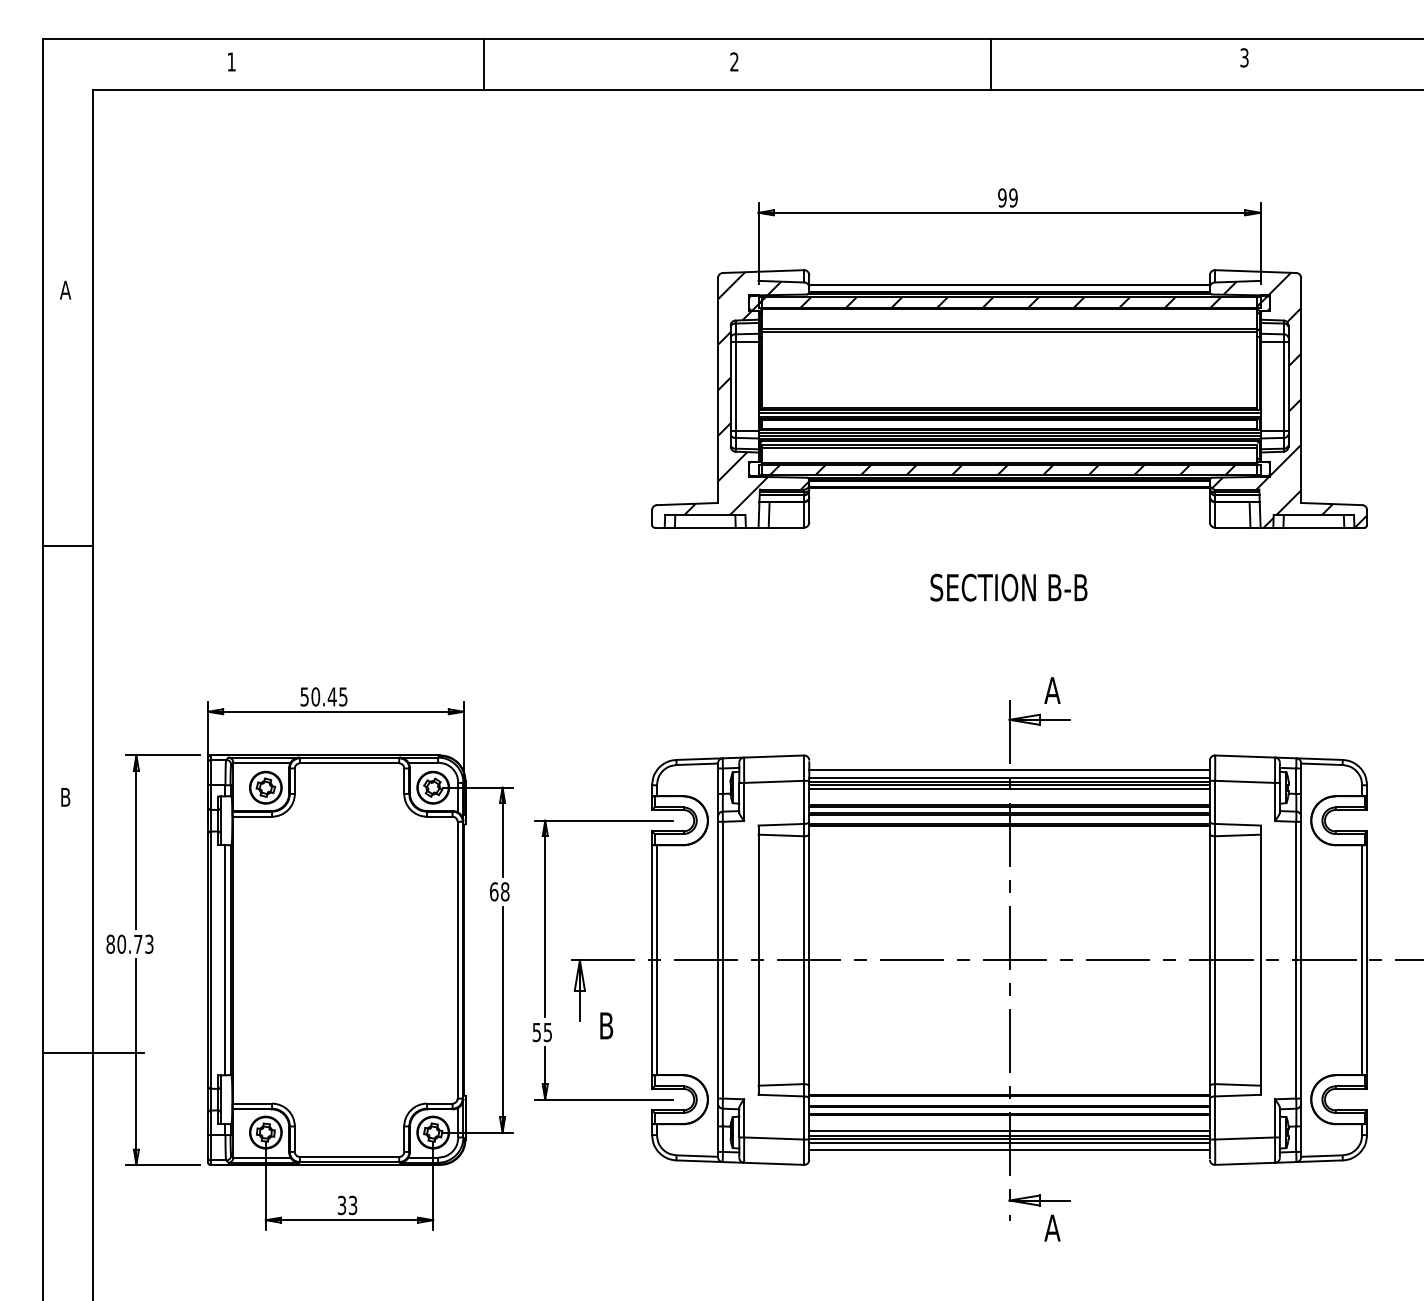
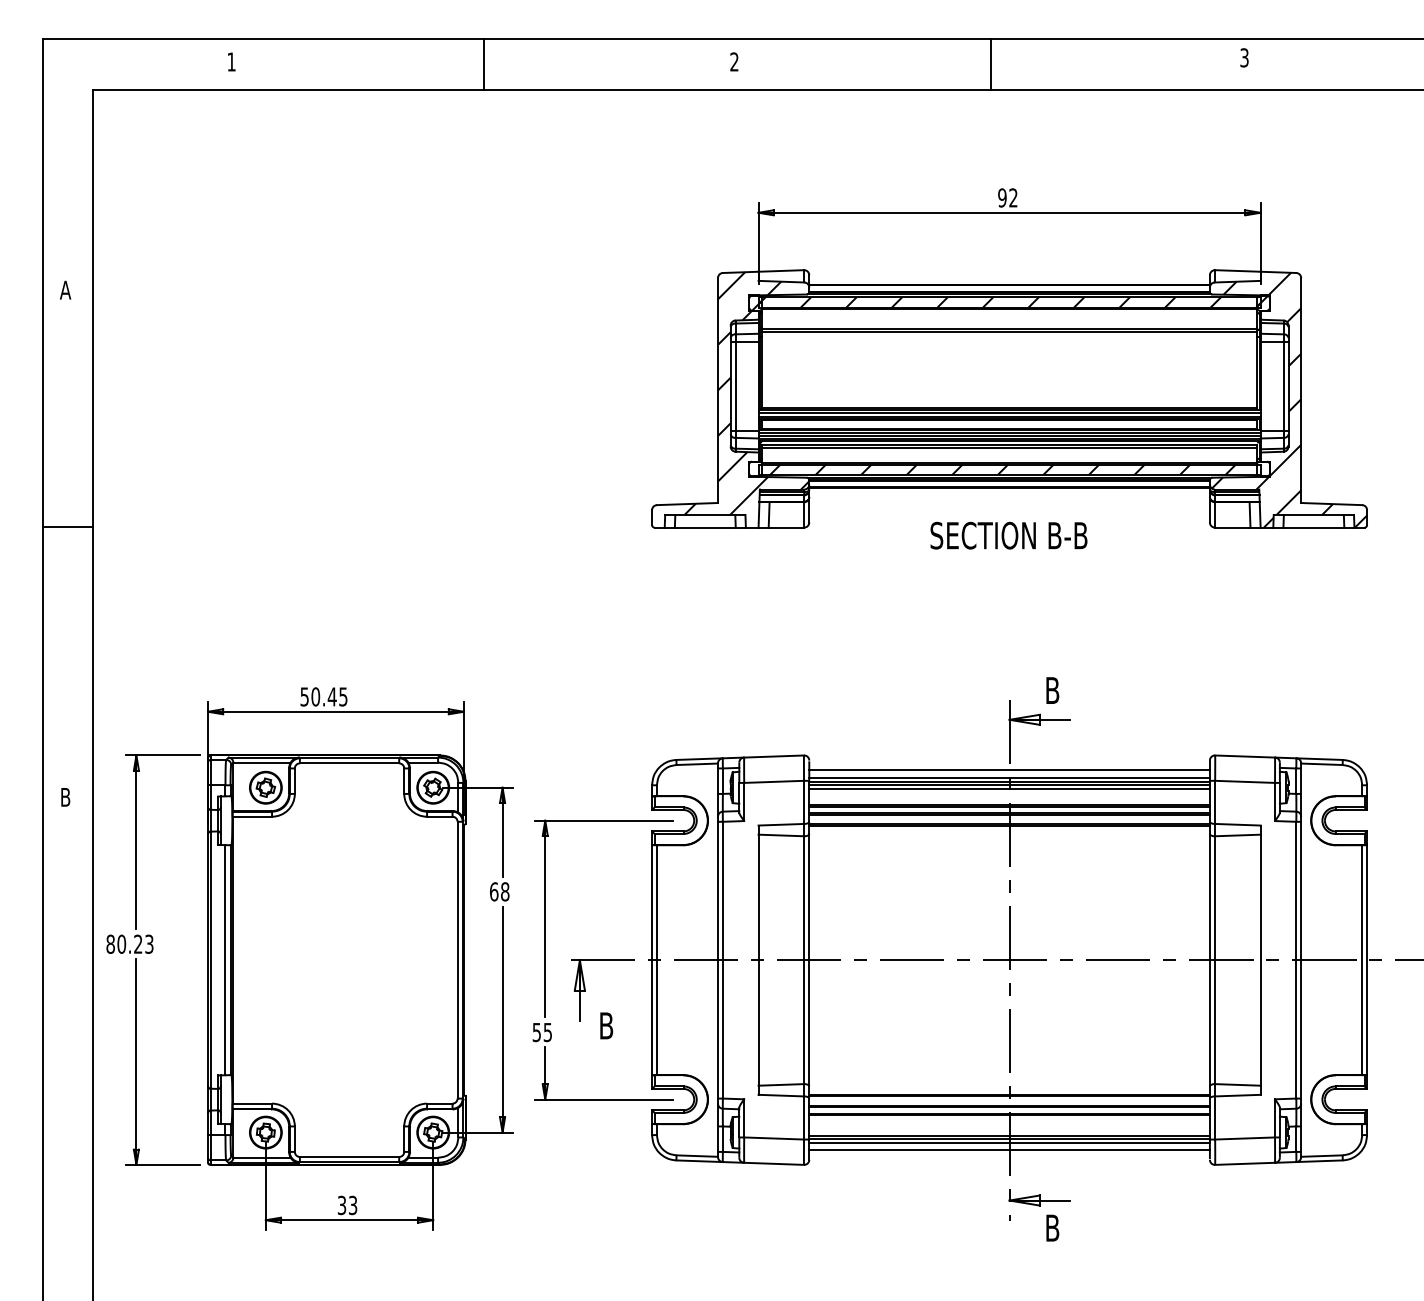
text: 99 -> 92 (1013, 197)
line position: (67, 546) -> (67, 527) (67, 527)
text position: (1008, 587) -> (1008, 535) (1008, 535)
text: A -> B (1052, 690)
text: 80.73 -> 80.23 (138, 943)
line: present -> none (93, 1053)
line: present -> none (1009, 1131)
text: A -> B (1052, 1227)
